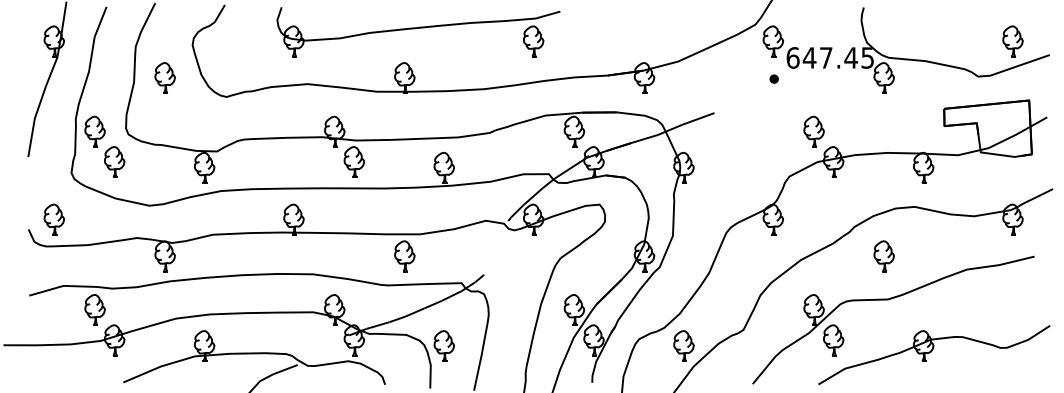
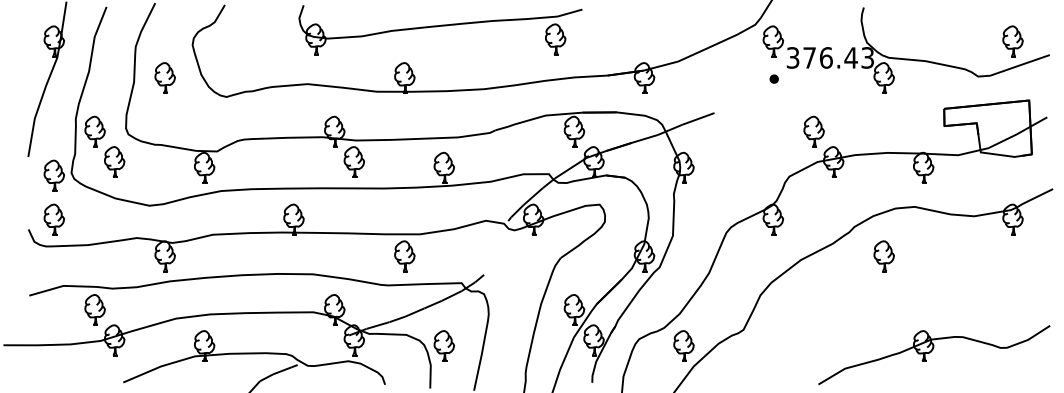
part position: (418, 32) -> (440, 30) (440, 30)
text: 647.45 -> 376.43 (829, 57)
part: none -> present (53, 175)
part: present -> none (888, 300)
